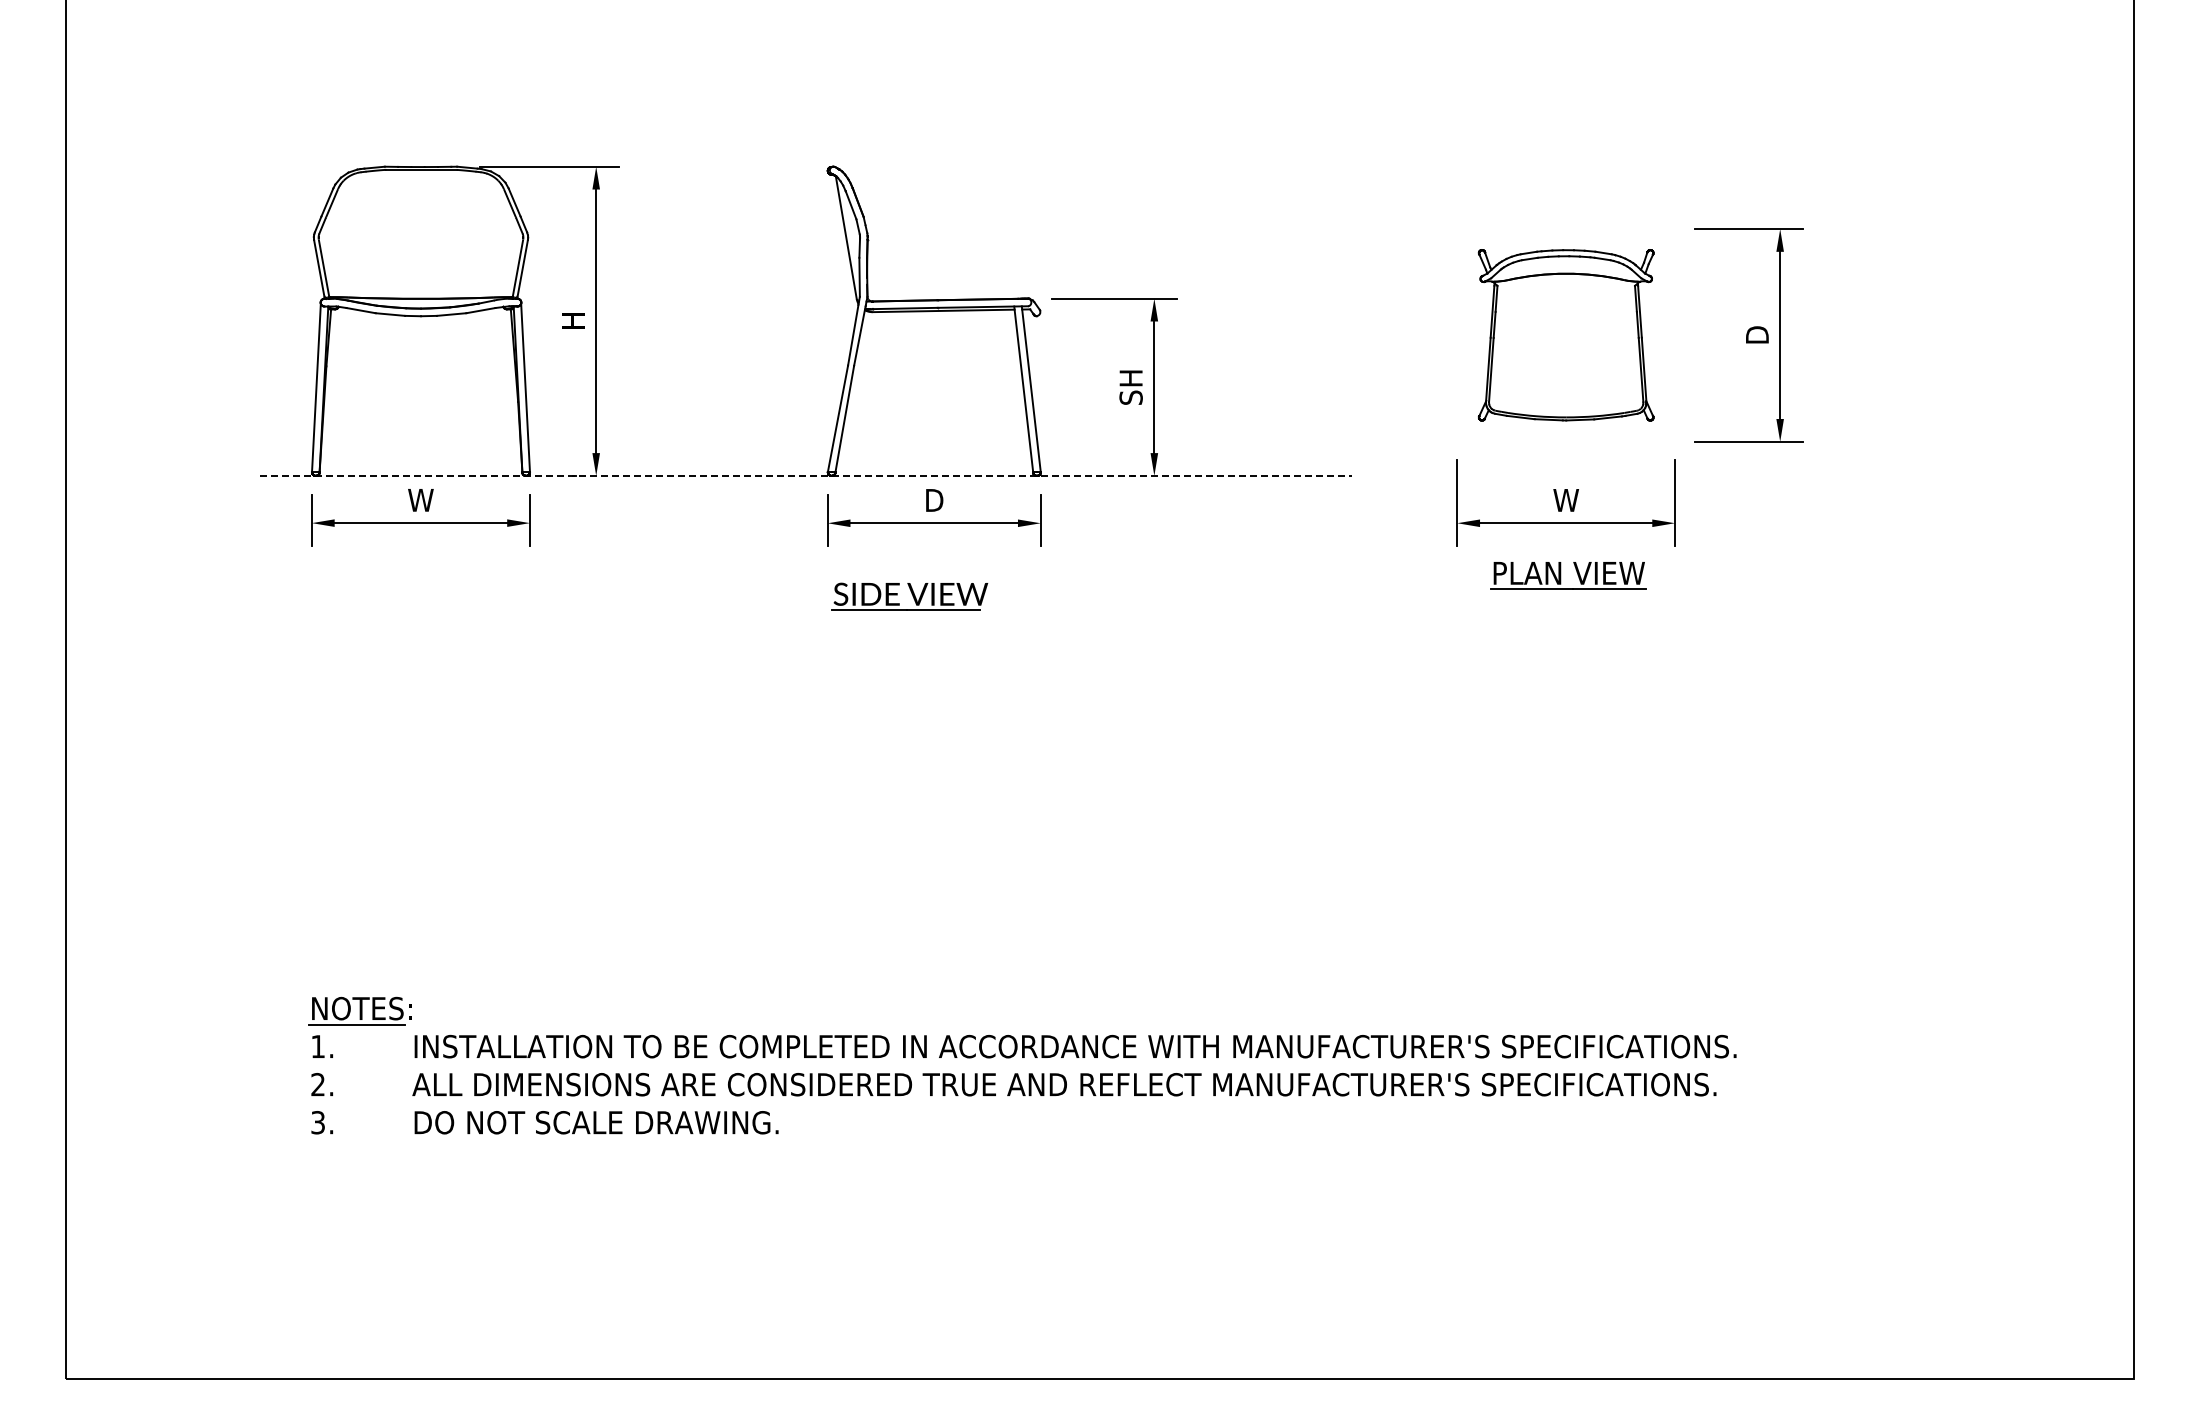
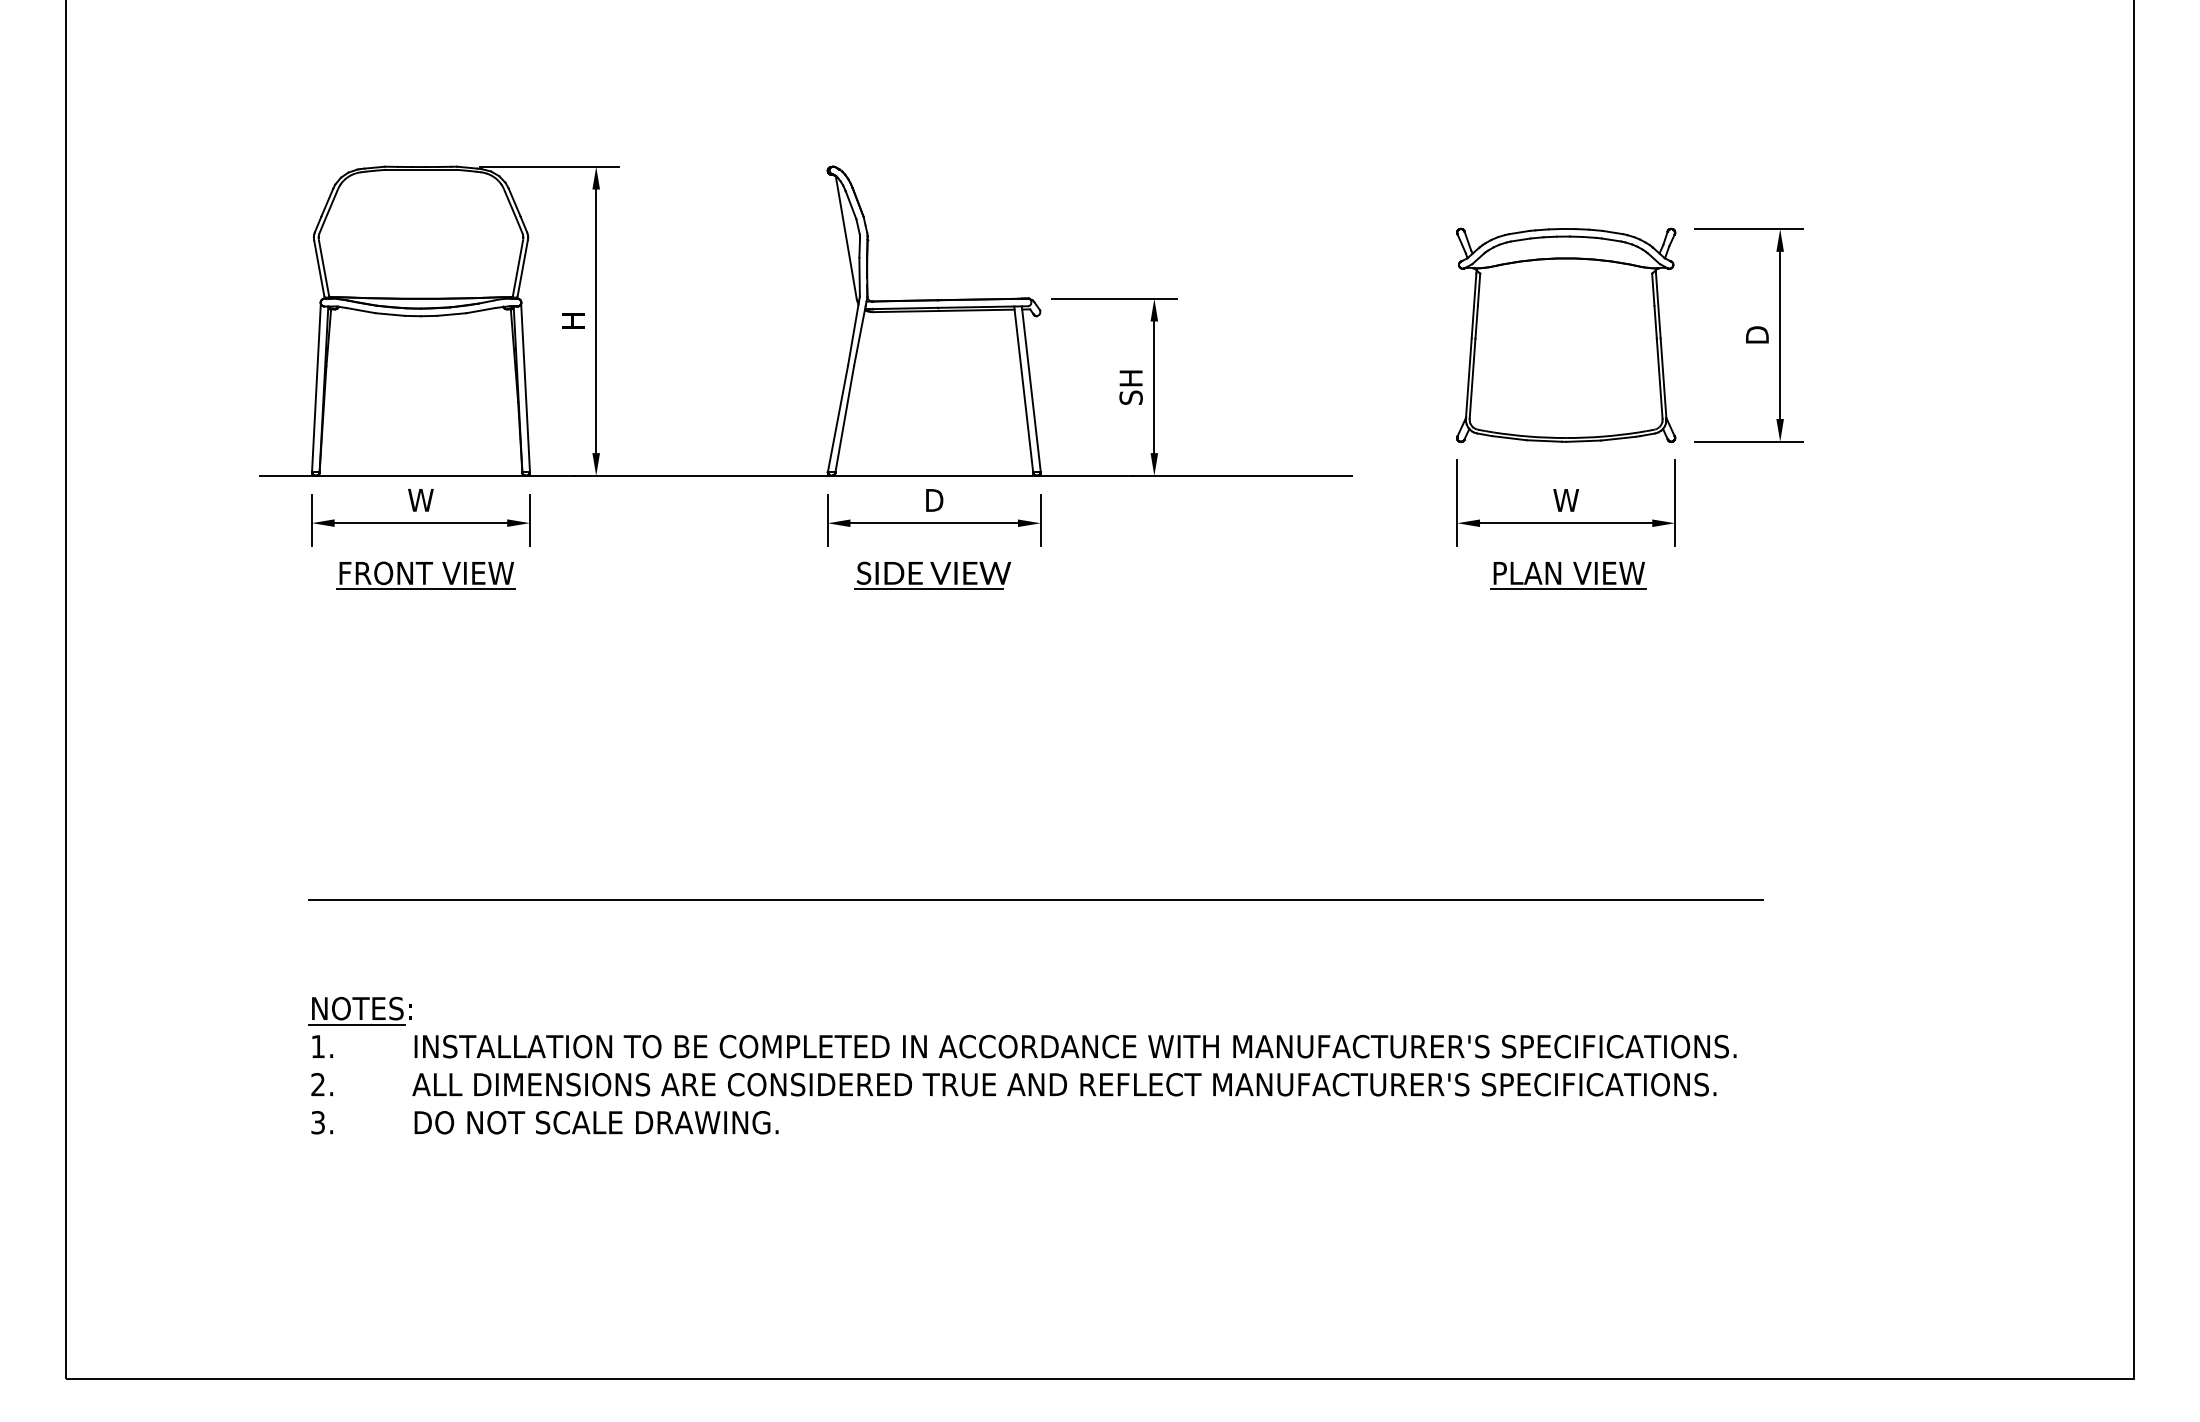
part size: 178x173 px -> 221x216 px (1566, 334)
line: dashed -> solid (806, 475)
part: none -> present (425, 575)
part position: (909, 596) -> (932, 575) (932, 575)
line: none -> present (1035, 899)
